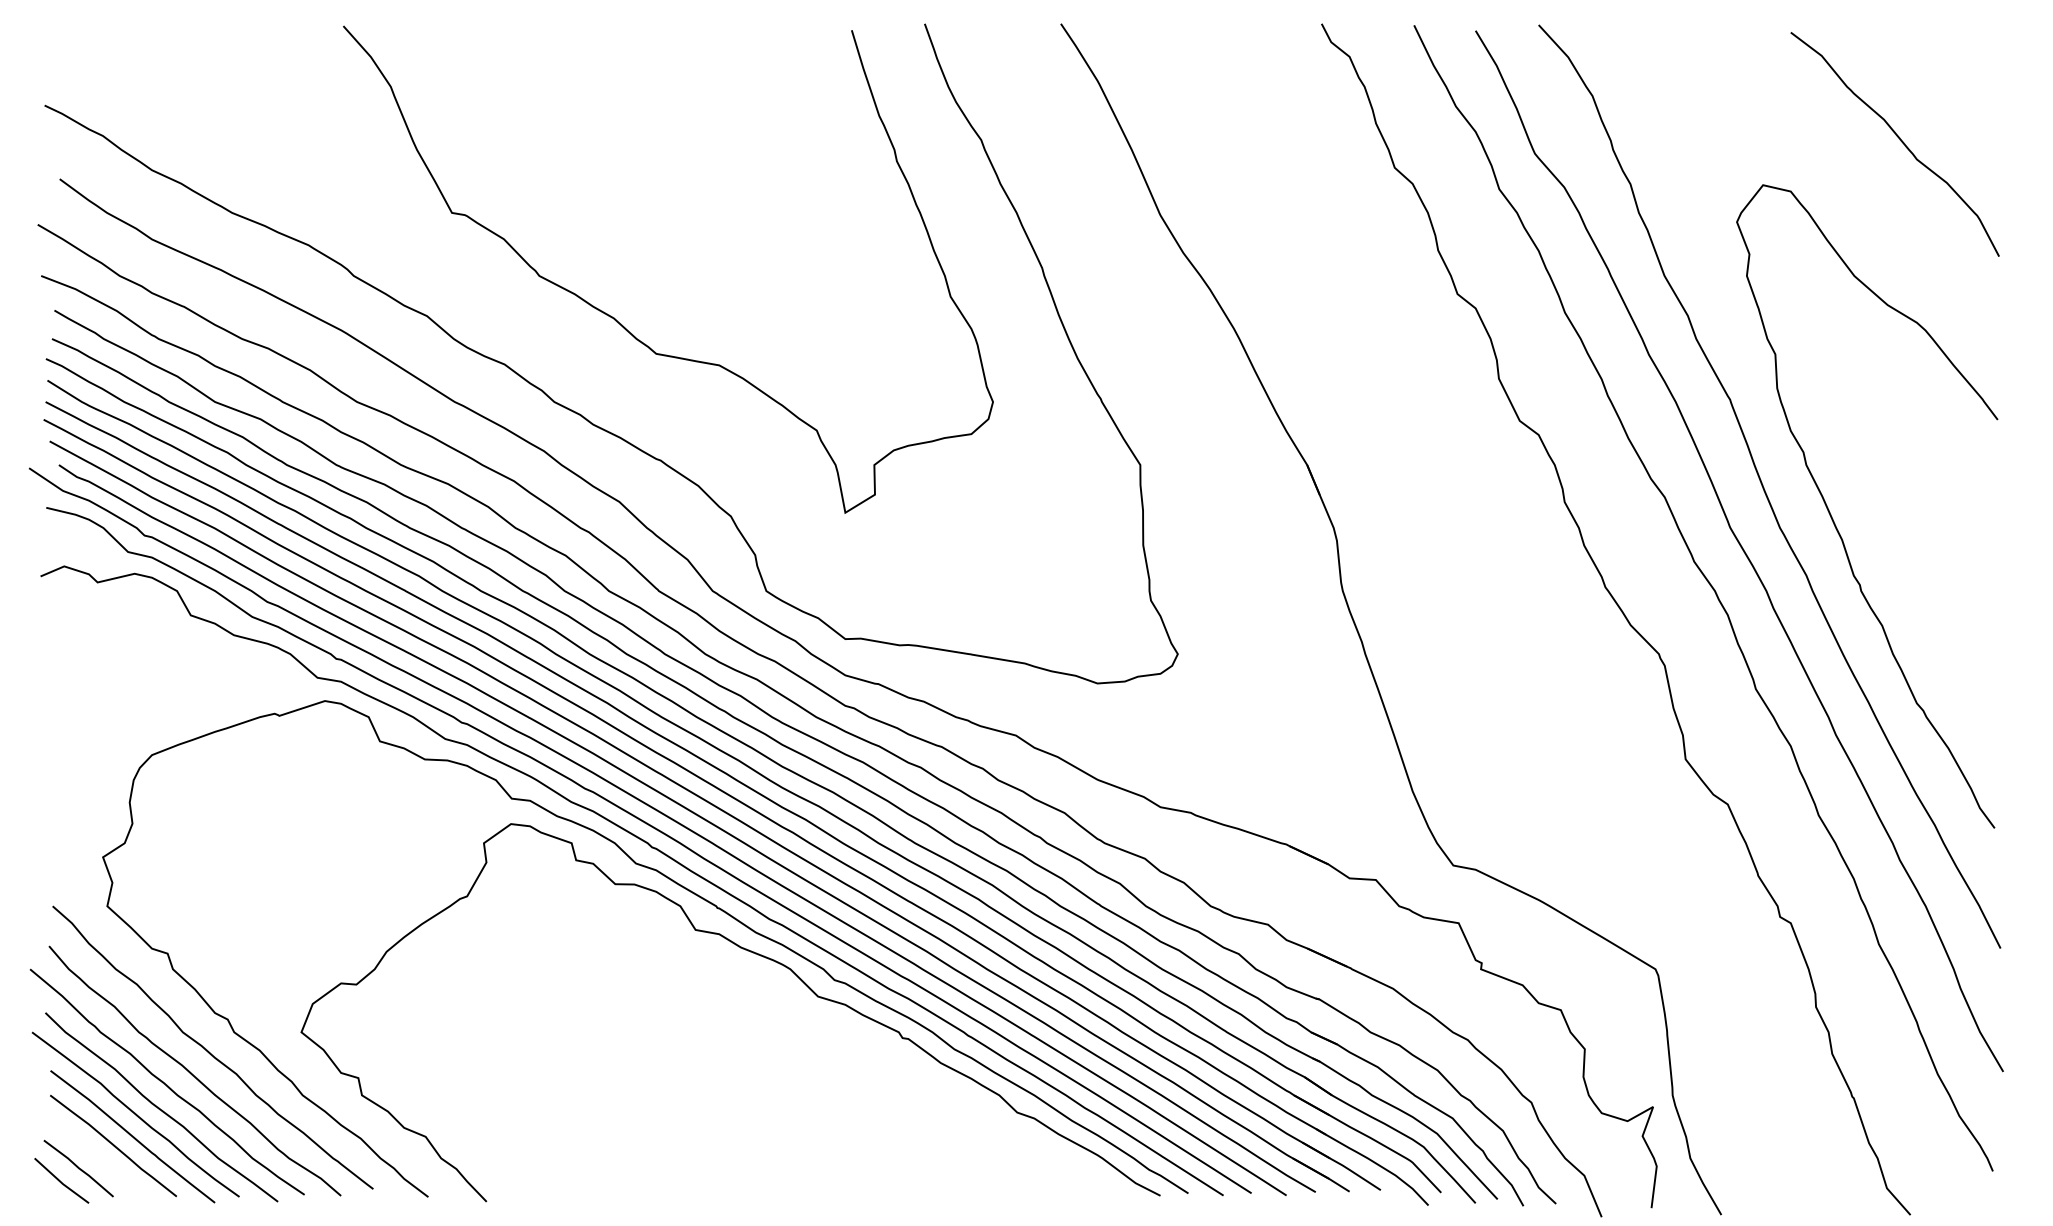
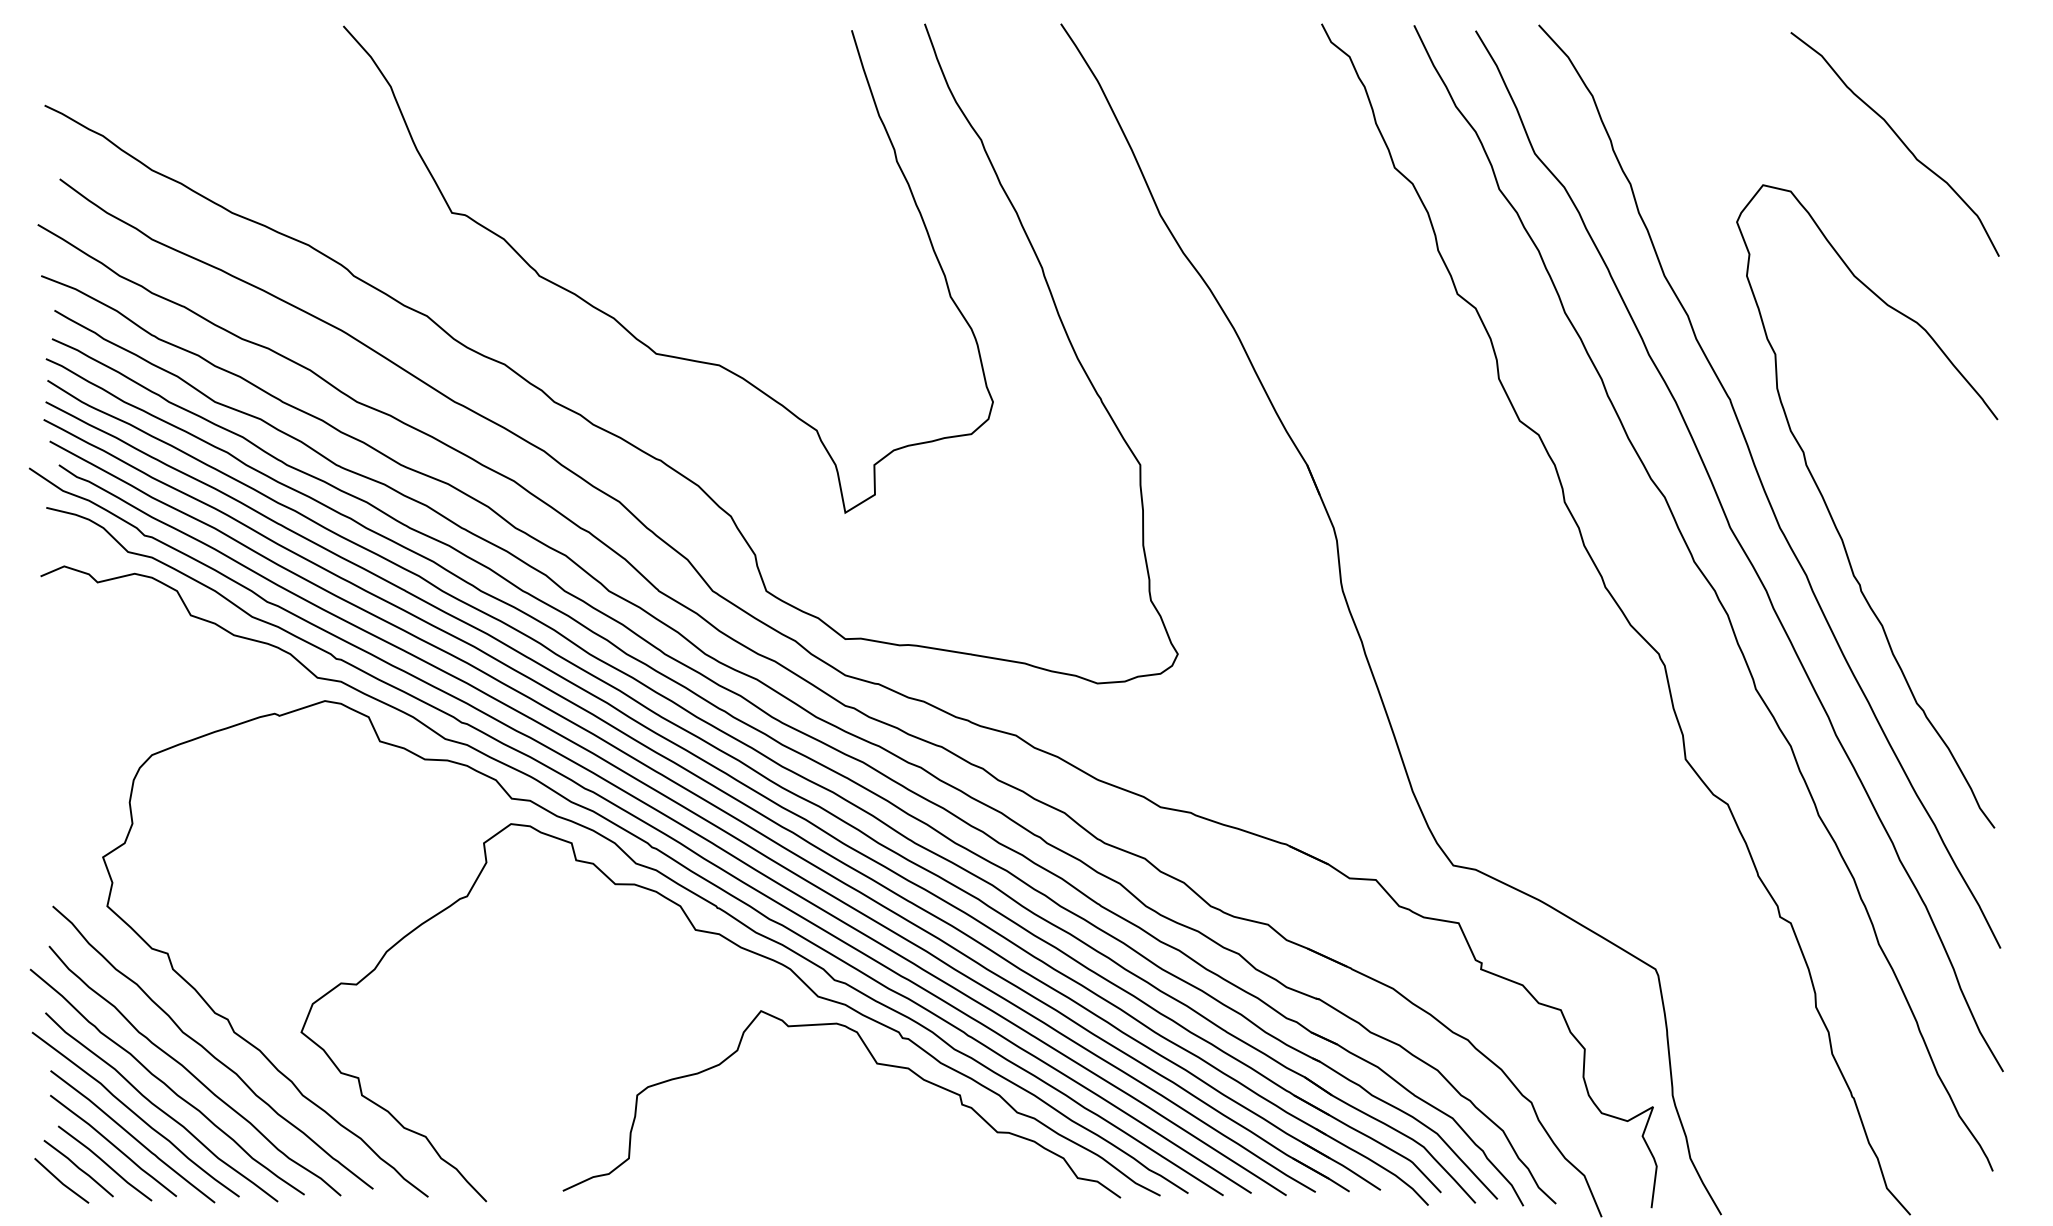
curve: none -> present (876, 1064)
curve: none -> present (105, 1163)
